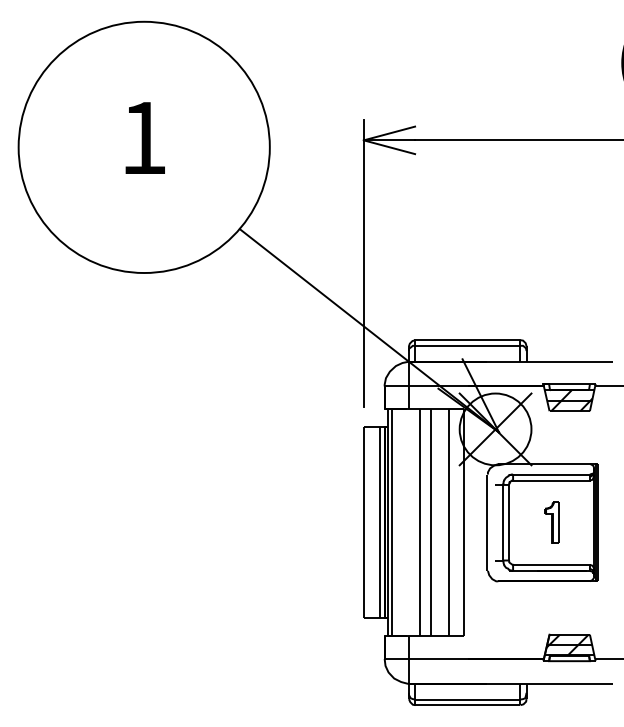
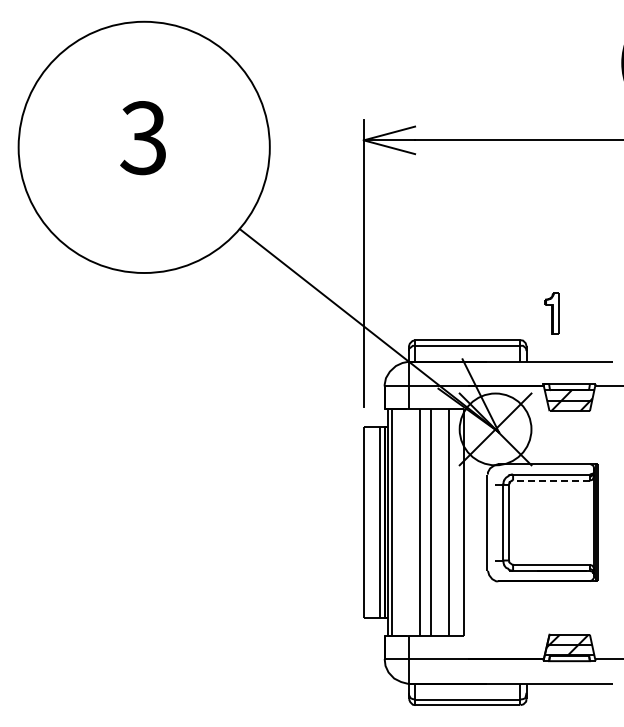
text: 1 -> 3 (142, 138)
line: solid -> dashed (551, 480)
part position: (551, 522) -> (551, 313) (551, 313)
